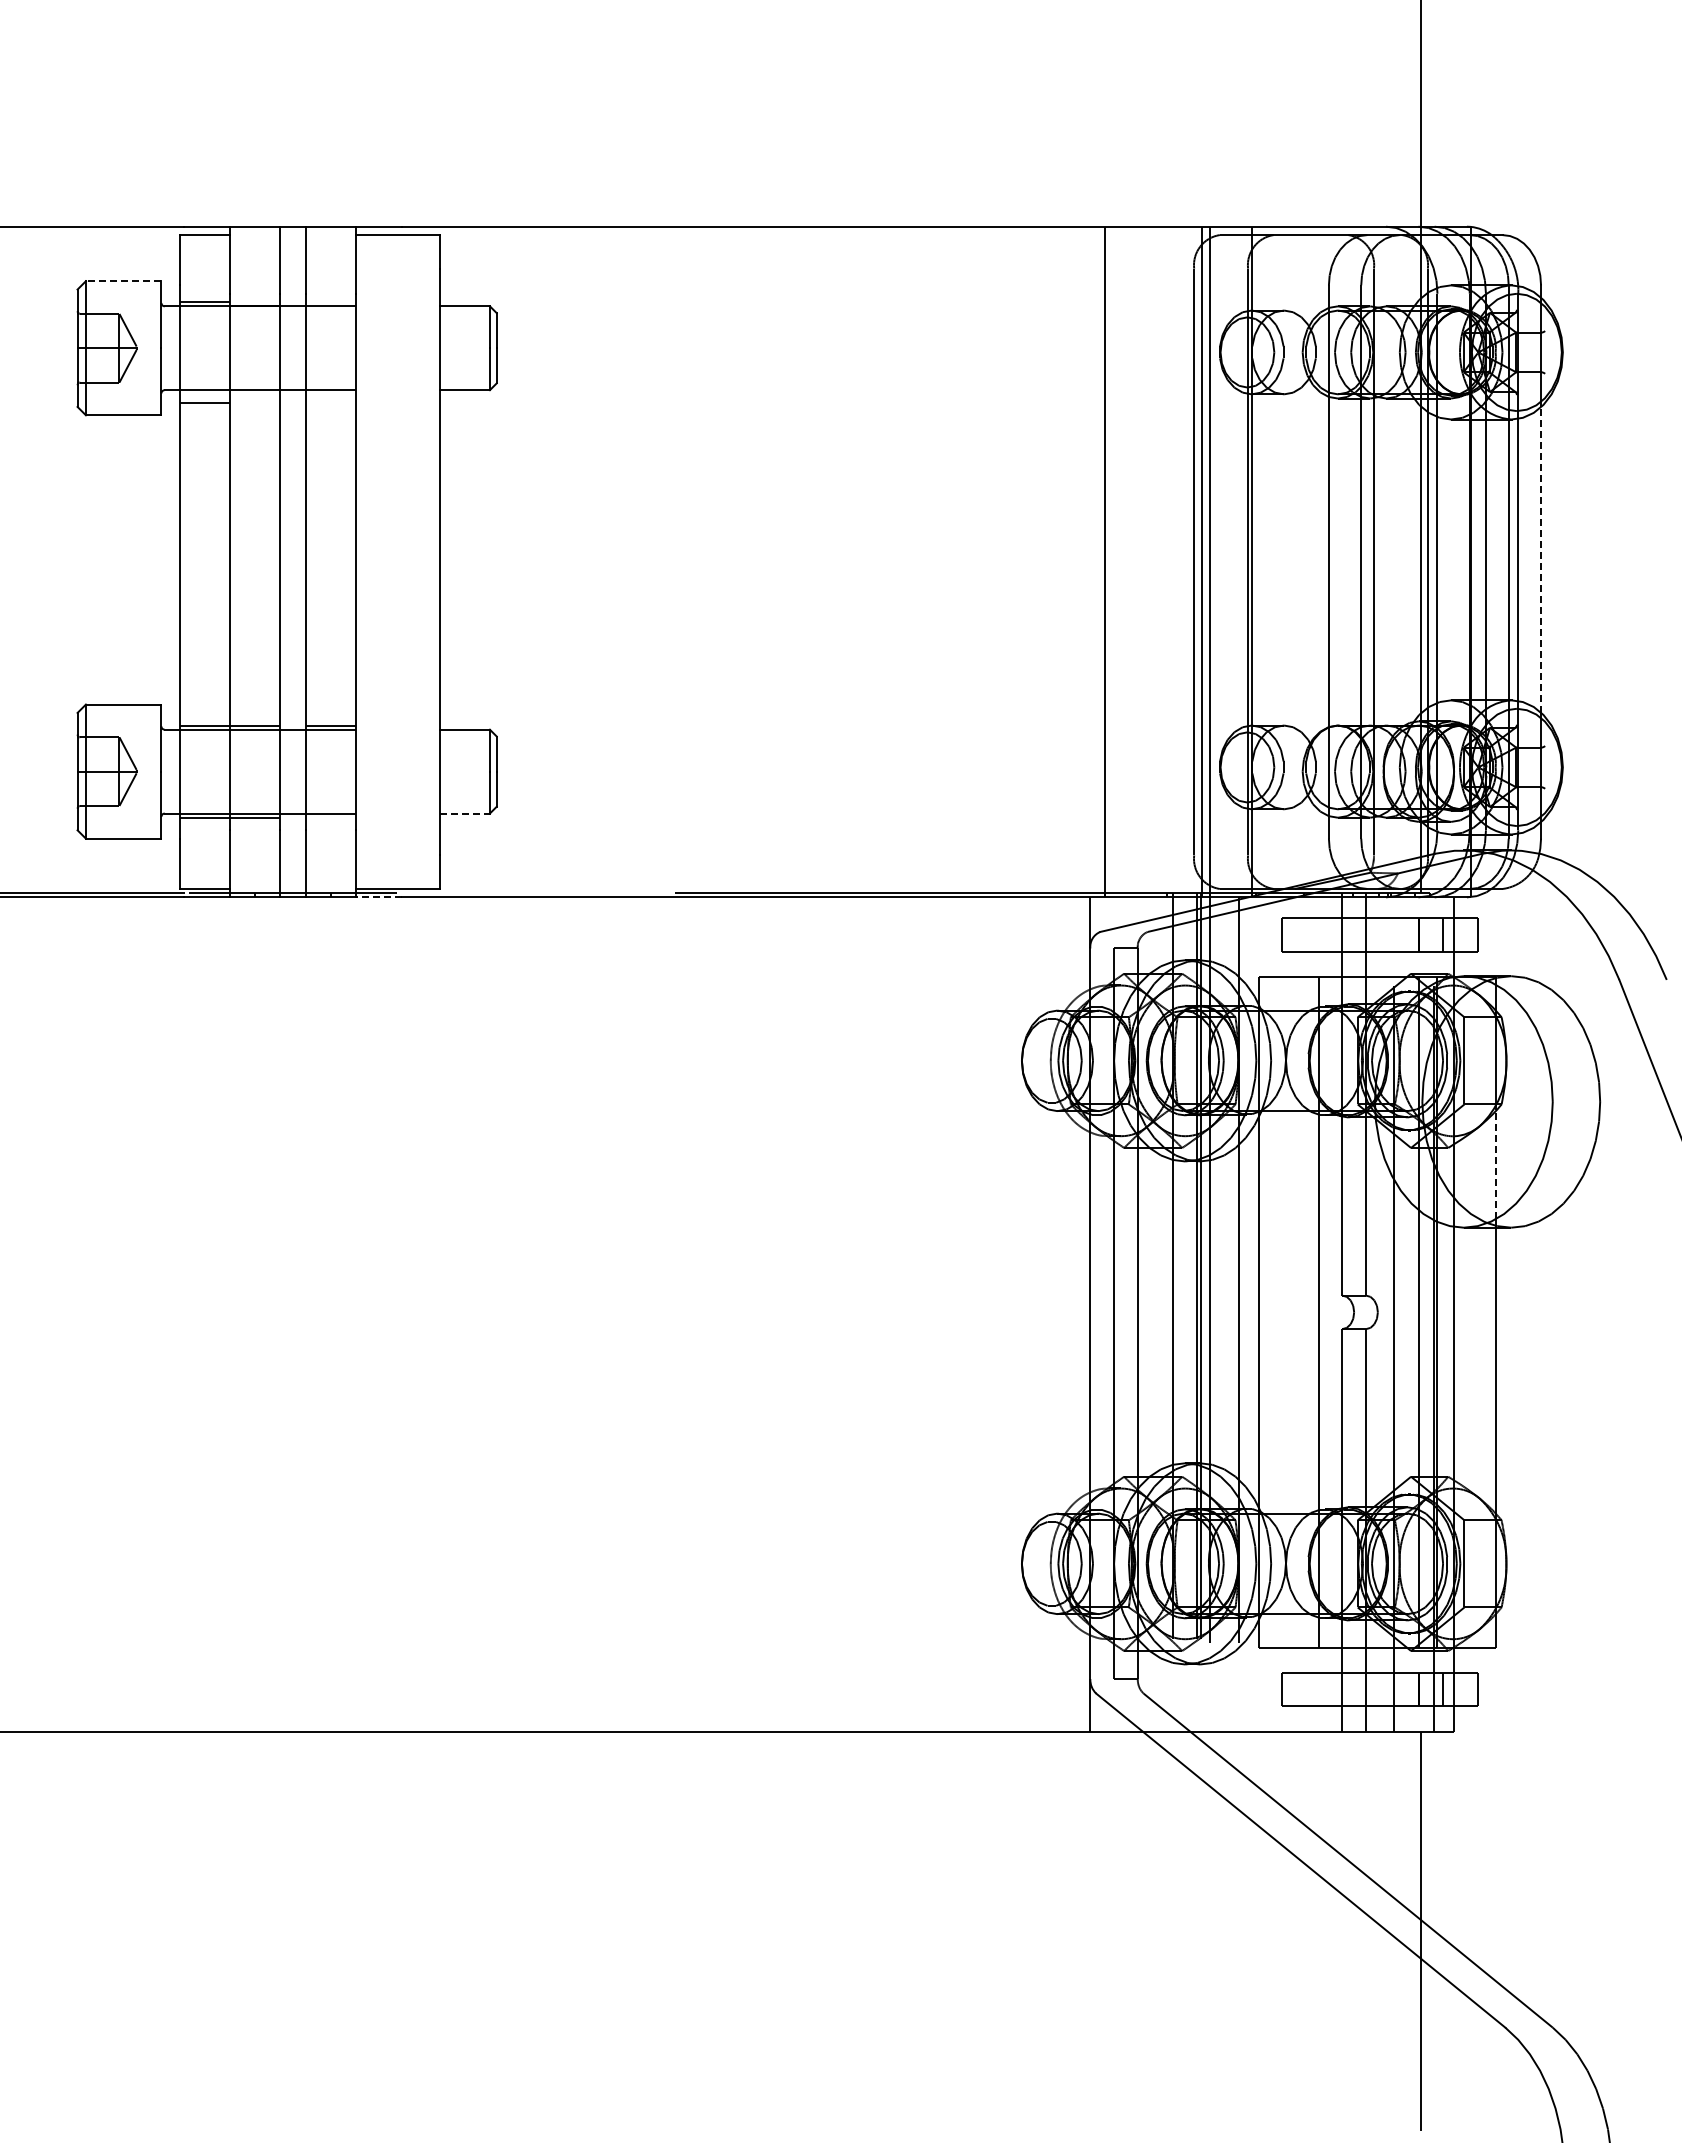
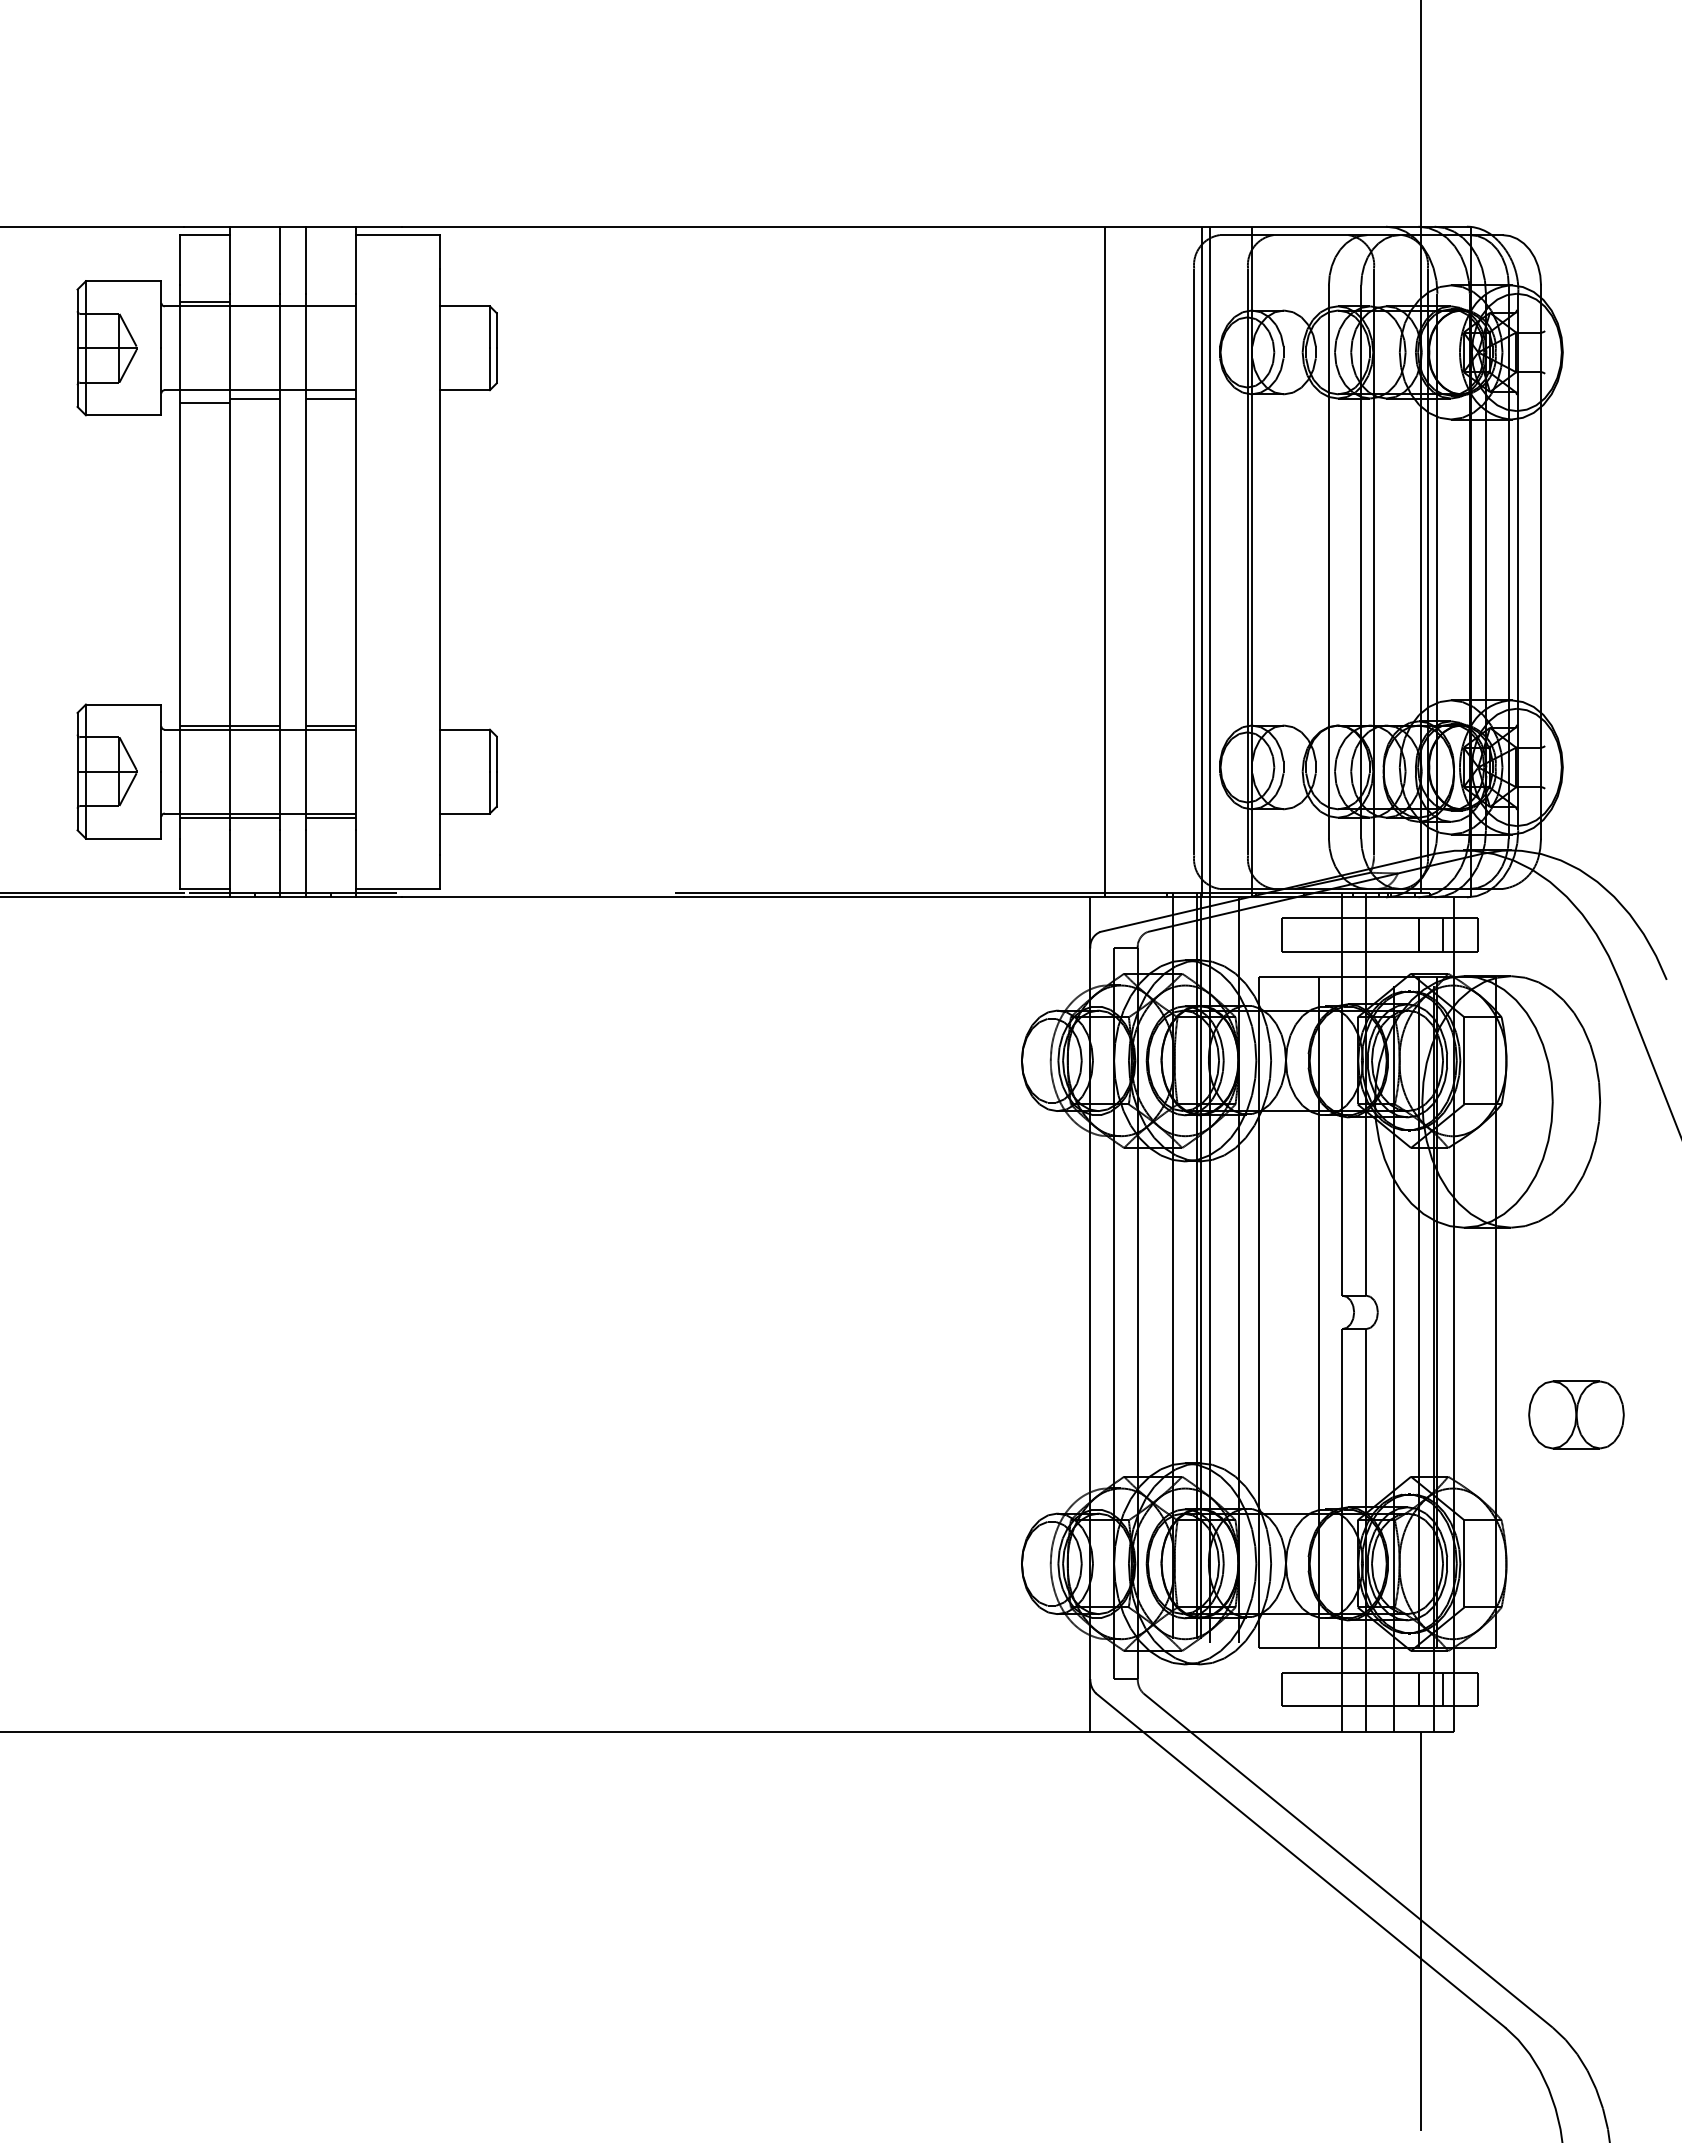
line: dashed -> solid (123, 281)
line: none -> present (255, 398)
line: none -> present (330, 398)
line: dashed -> solid (1541, 559)
line: dashed -> solid (465, 813)
line: none -> present (330, 817)
line: dashed -> solid (378, 897)
line: dashed -> solid (1496, 1164)
part: none -> present (1576, 1414)
